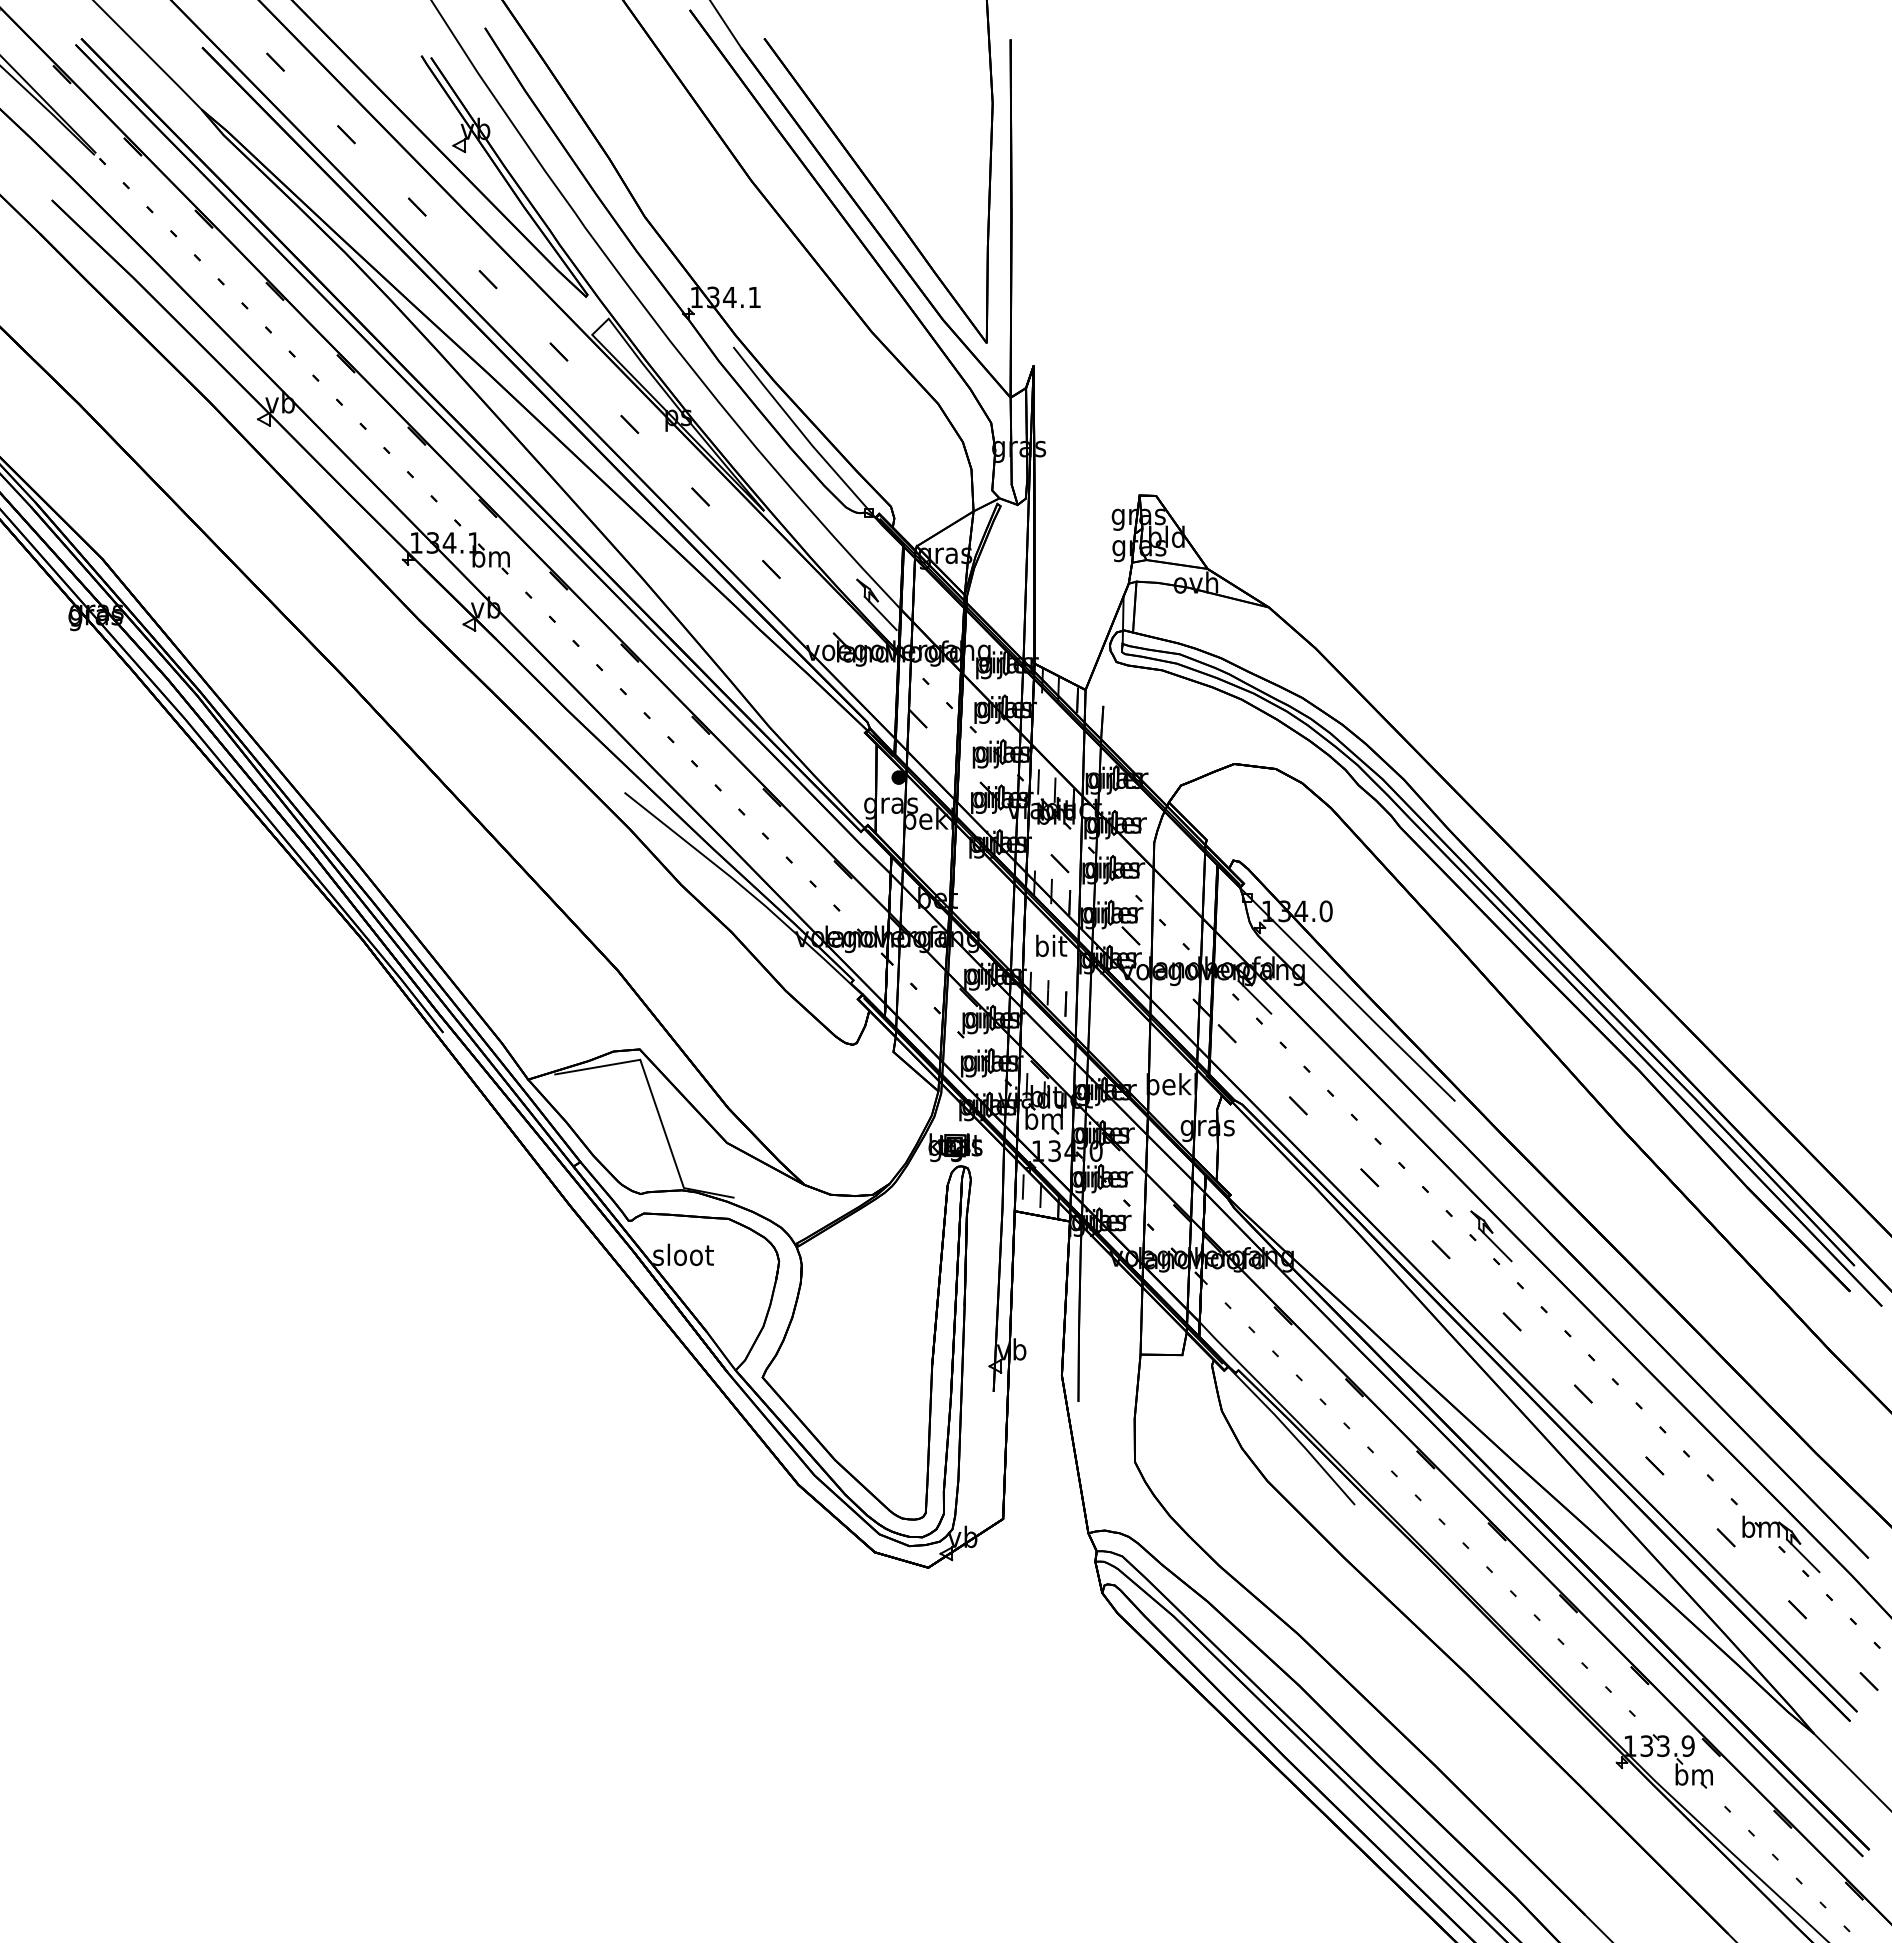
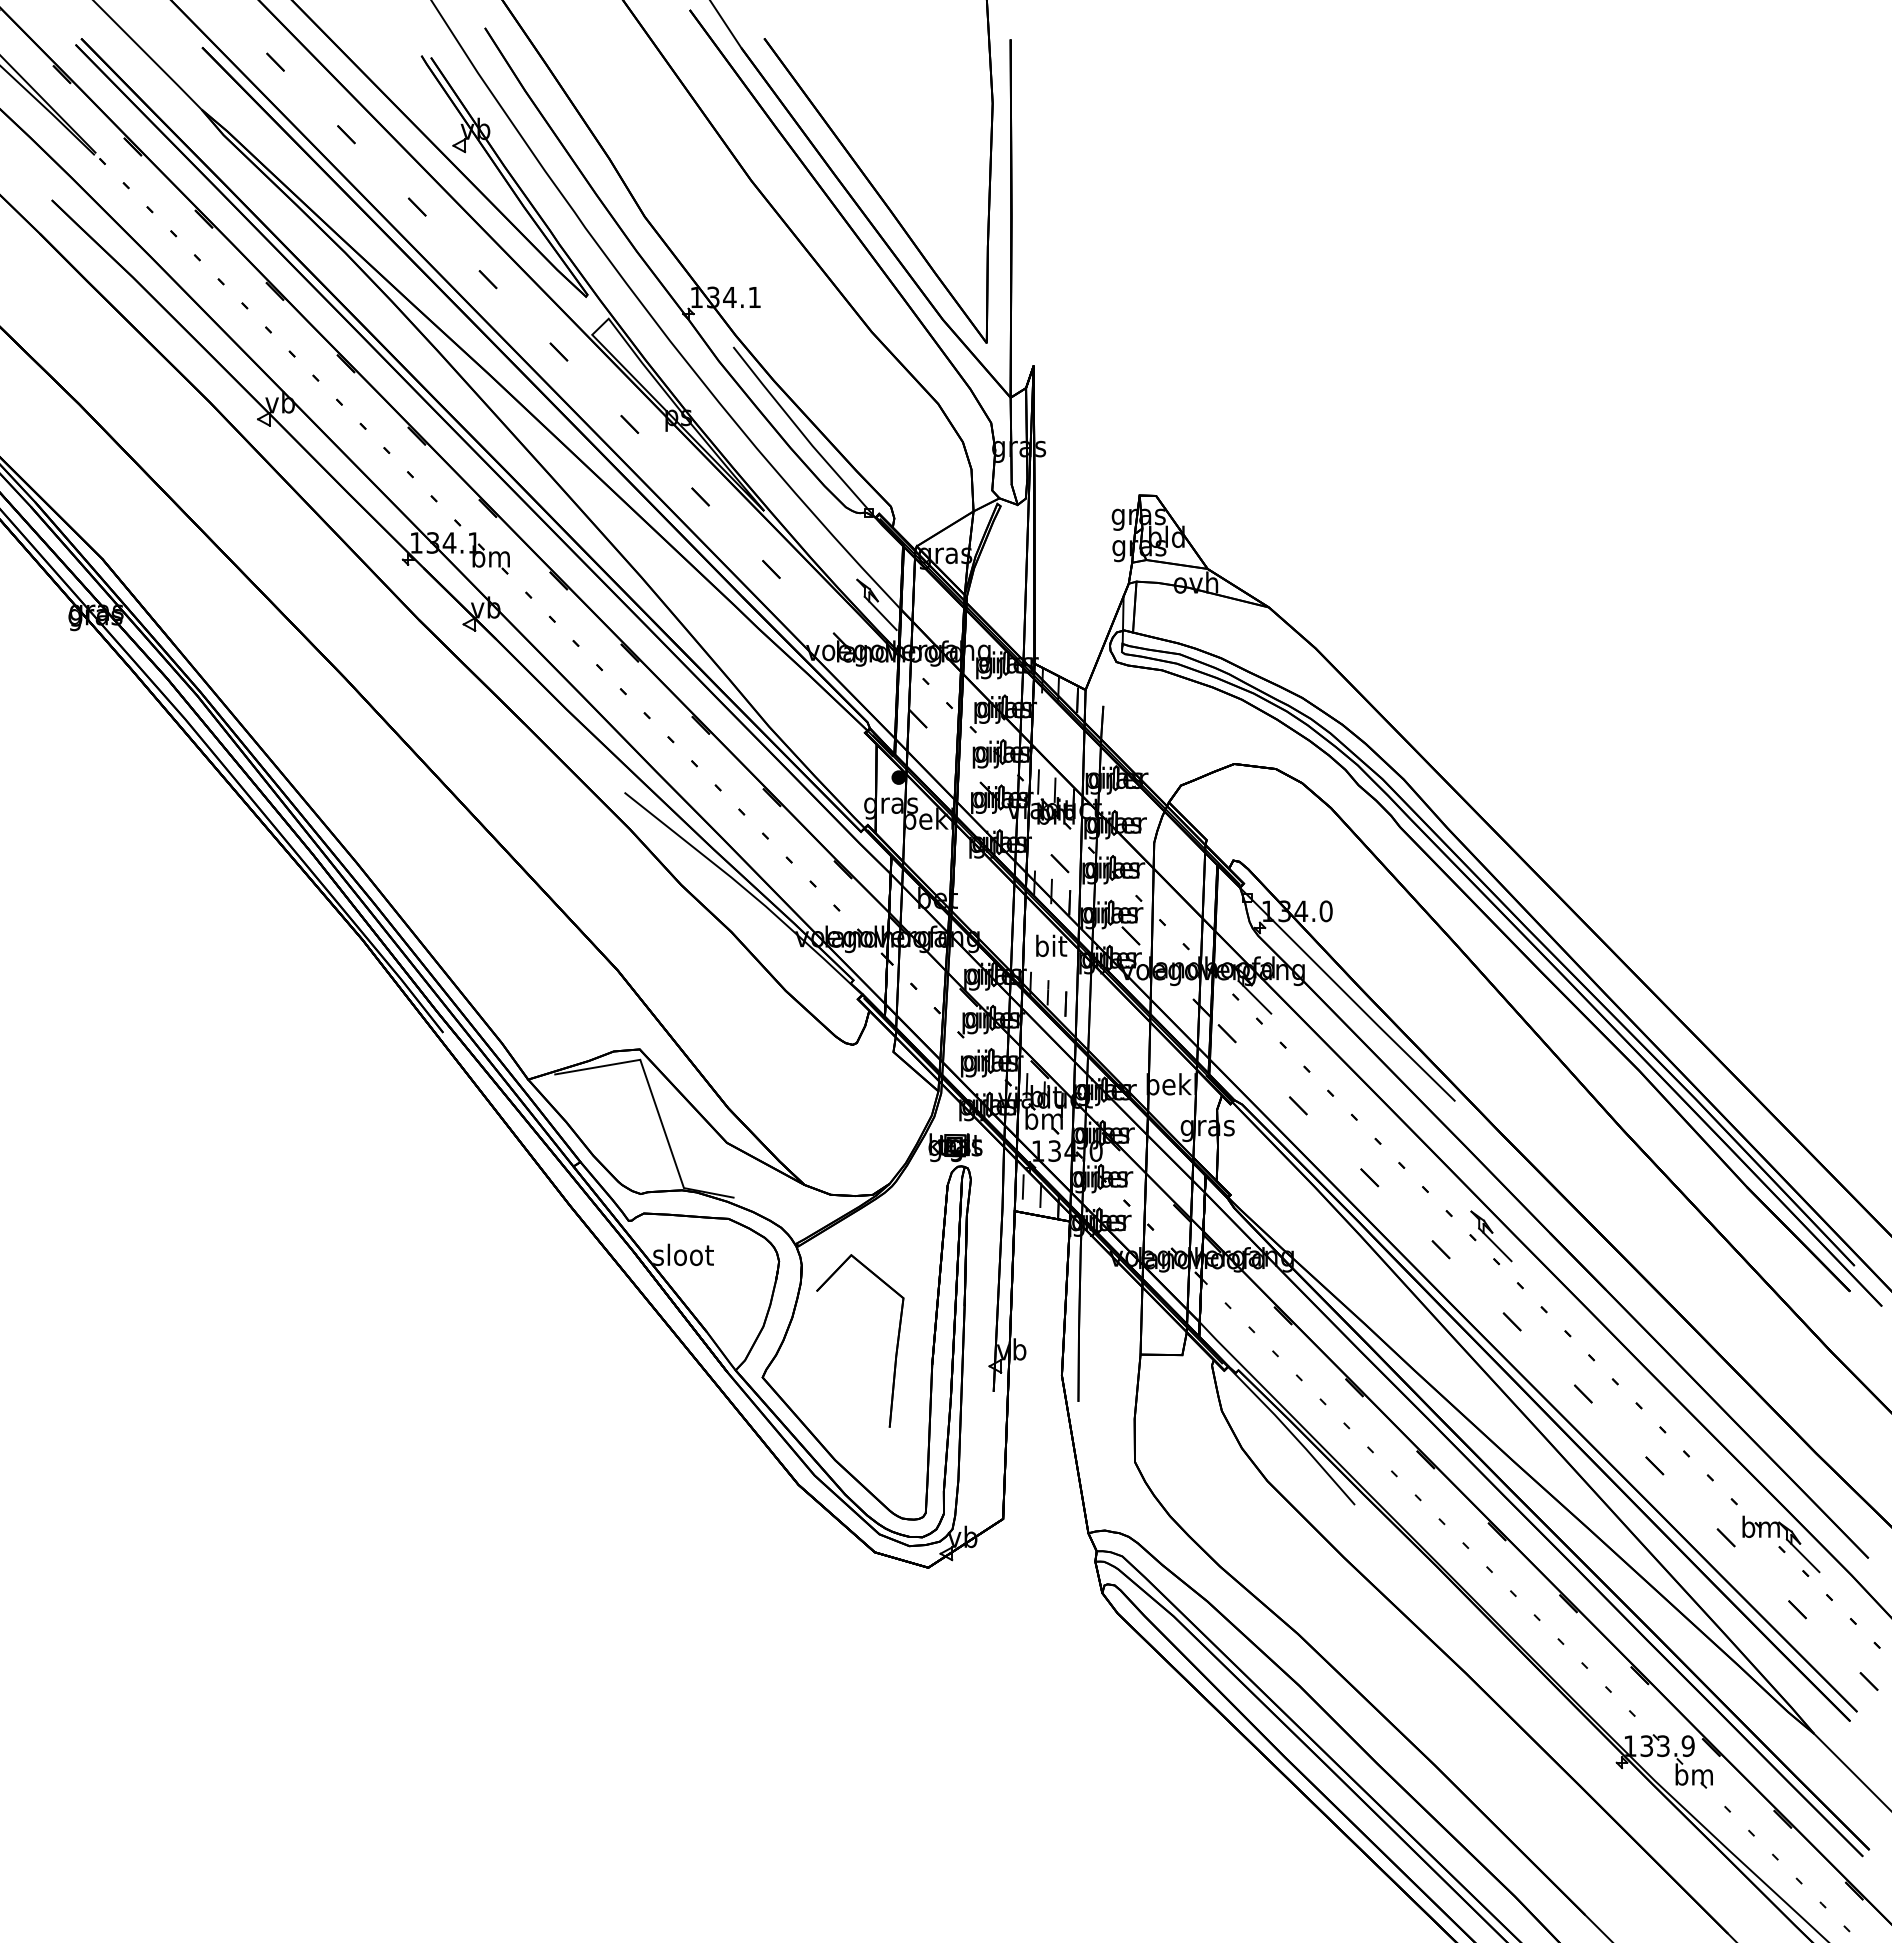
part: none -> present (896, 1343)
